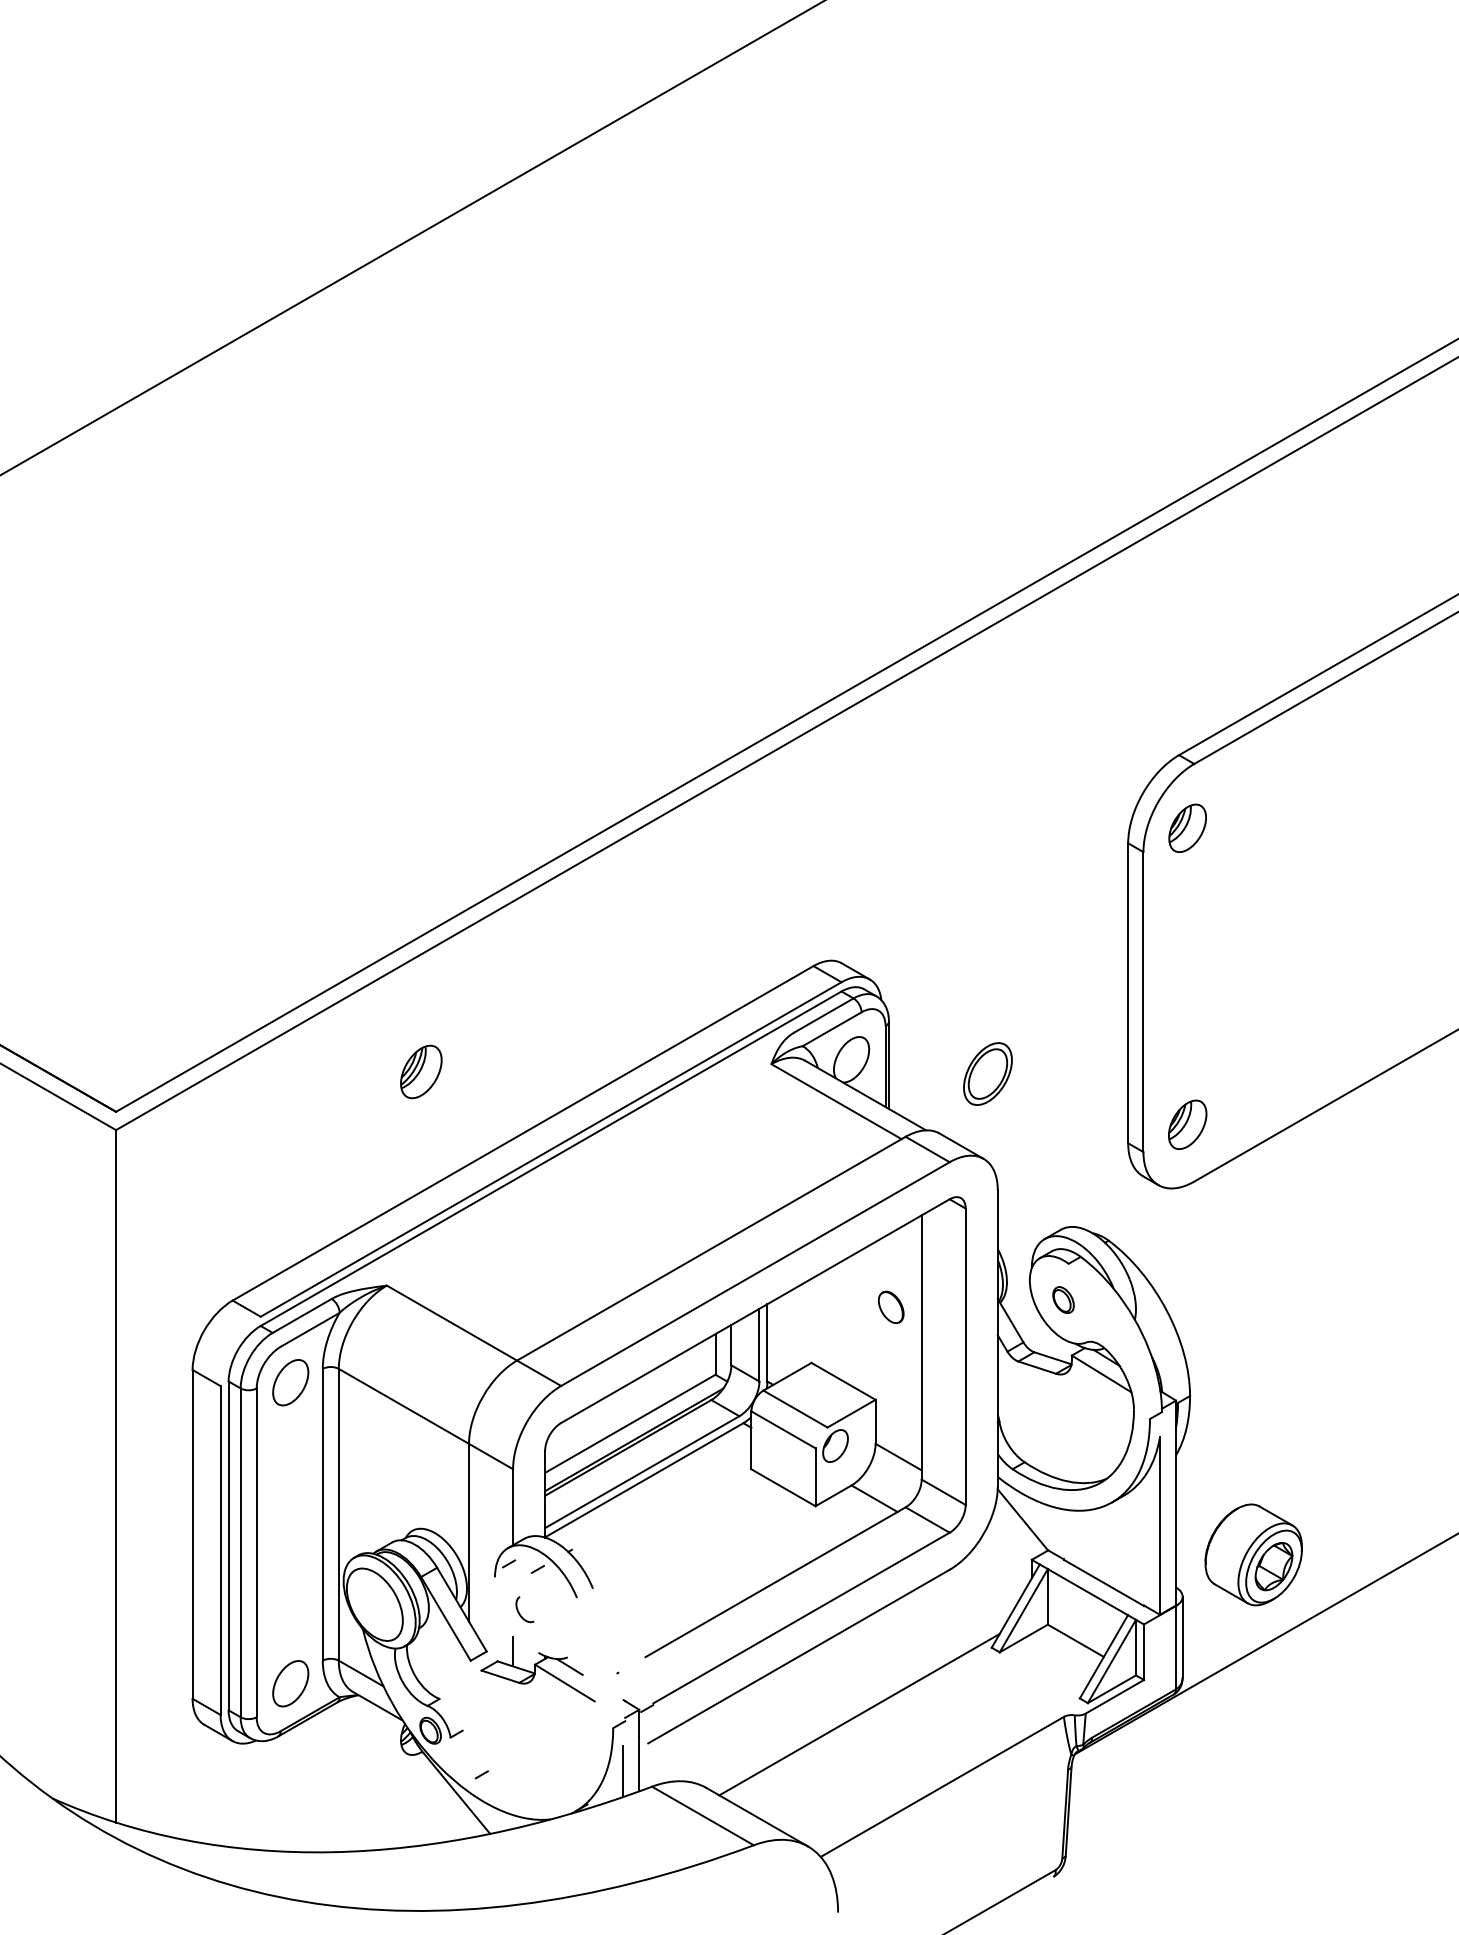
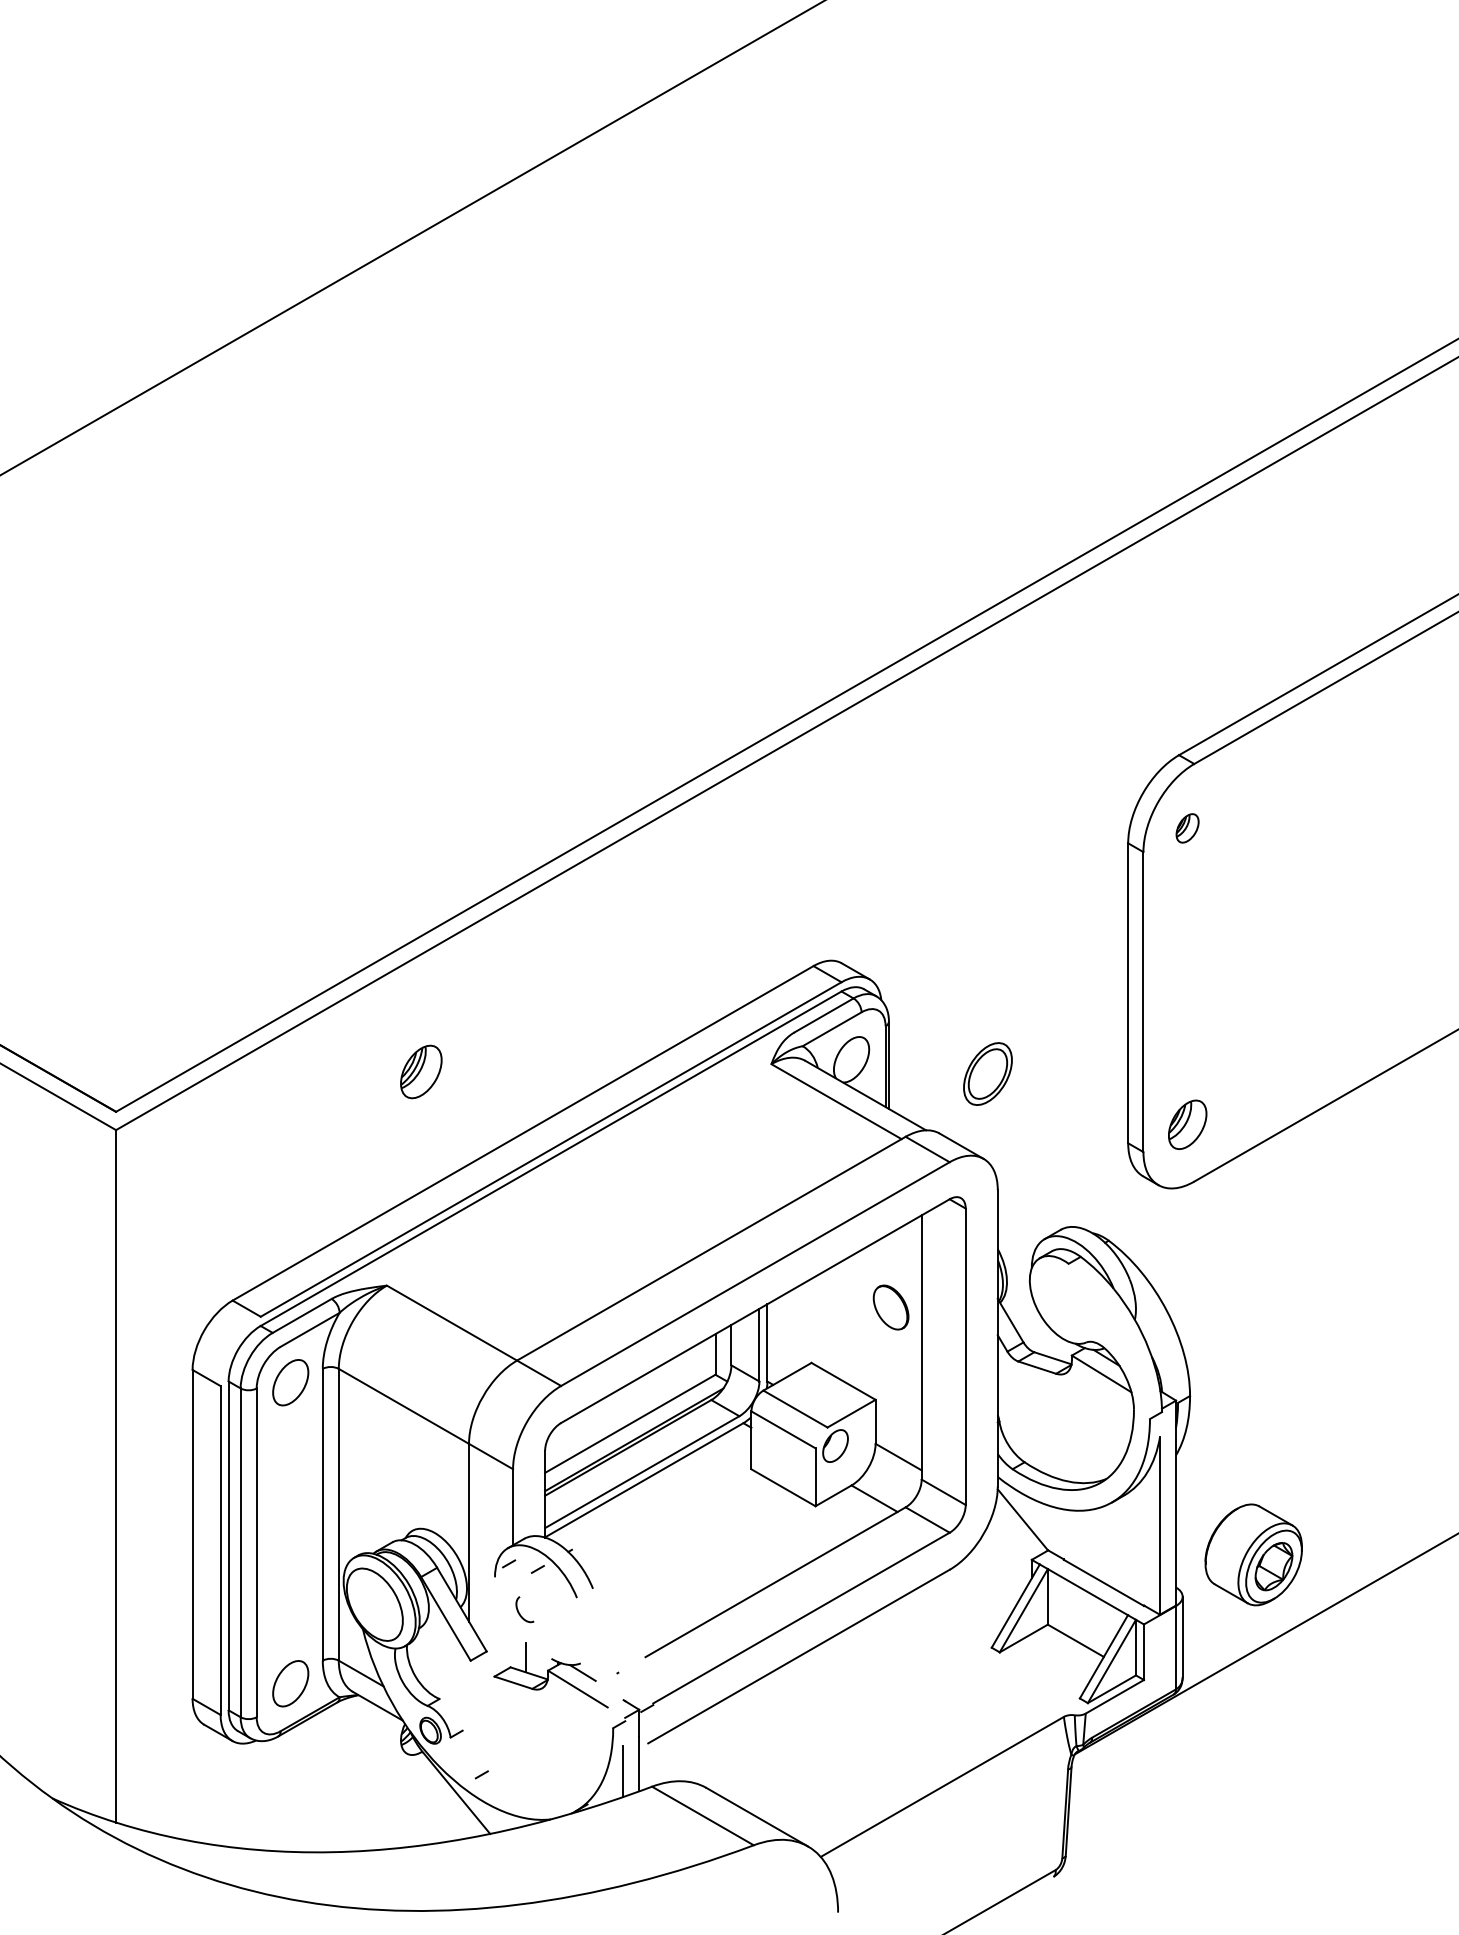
part size: 39x51 px -> 25x31 px (1187, 828)
part: present -> none (1063, 1299)
part size: 27x34 px -> 38x47 px (890, 1307)
part position: (537, 1669) -> (550, 1675) (550, 1675)
line: present -> none (859, 1714)
